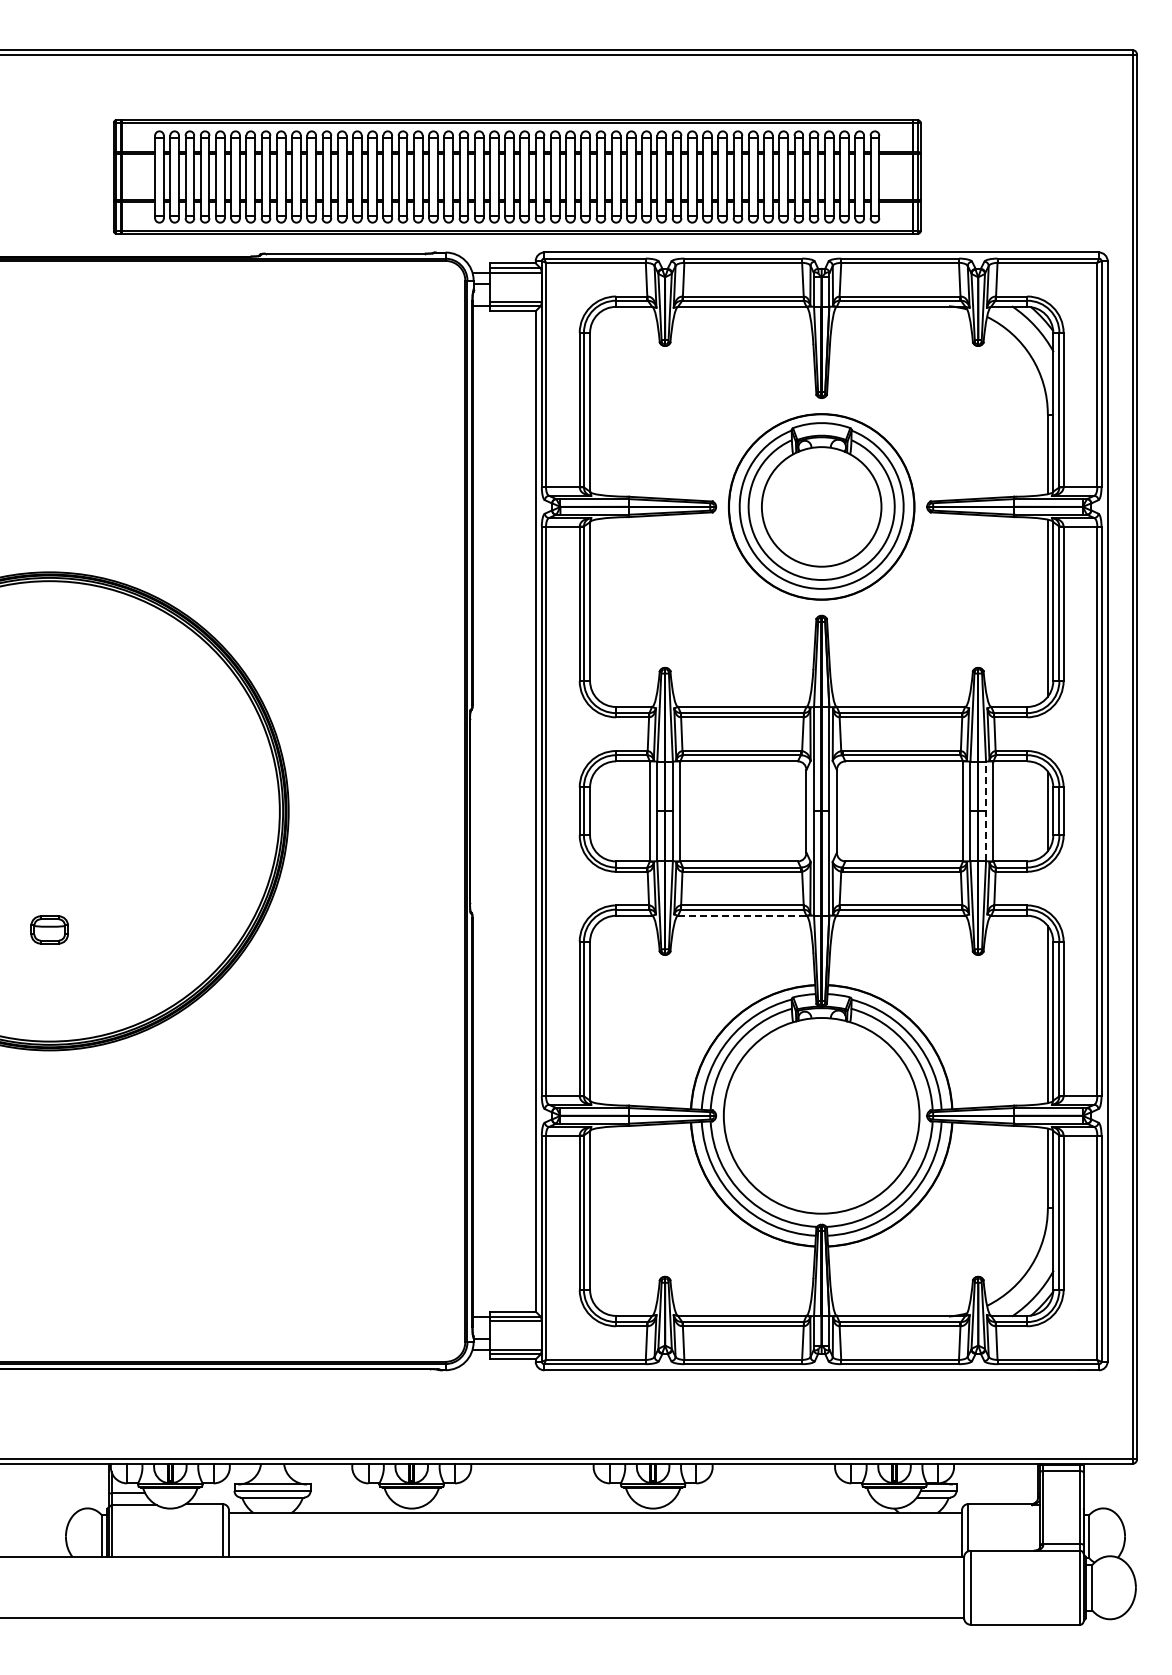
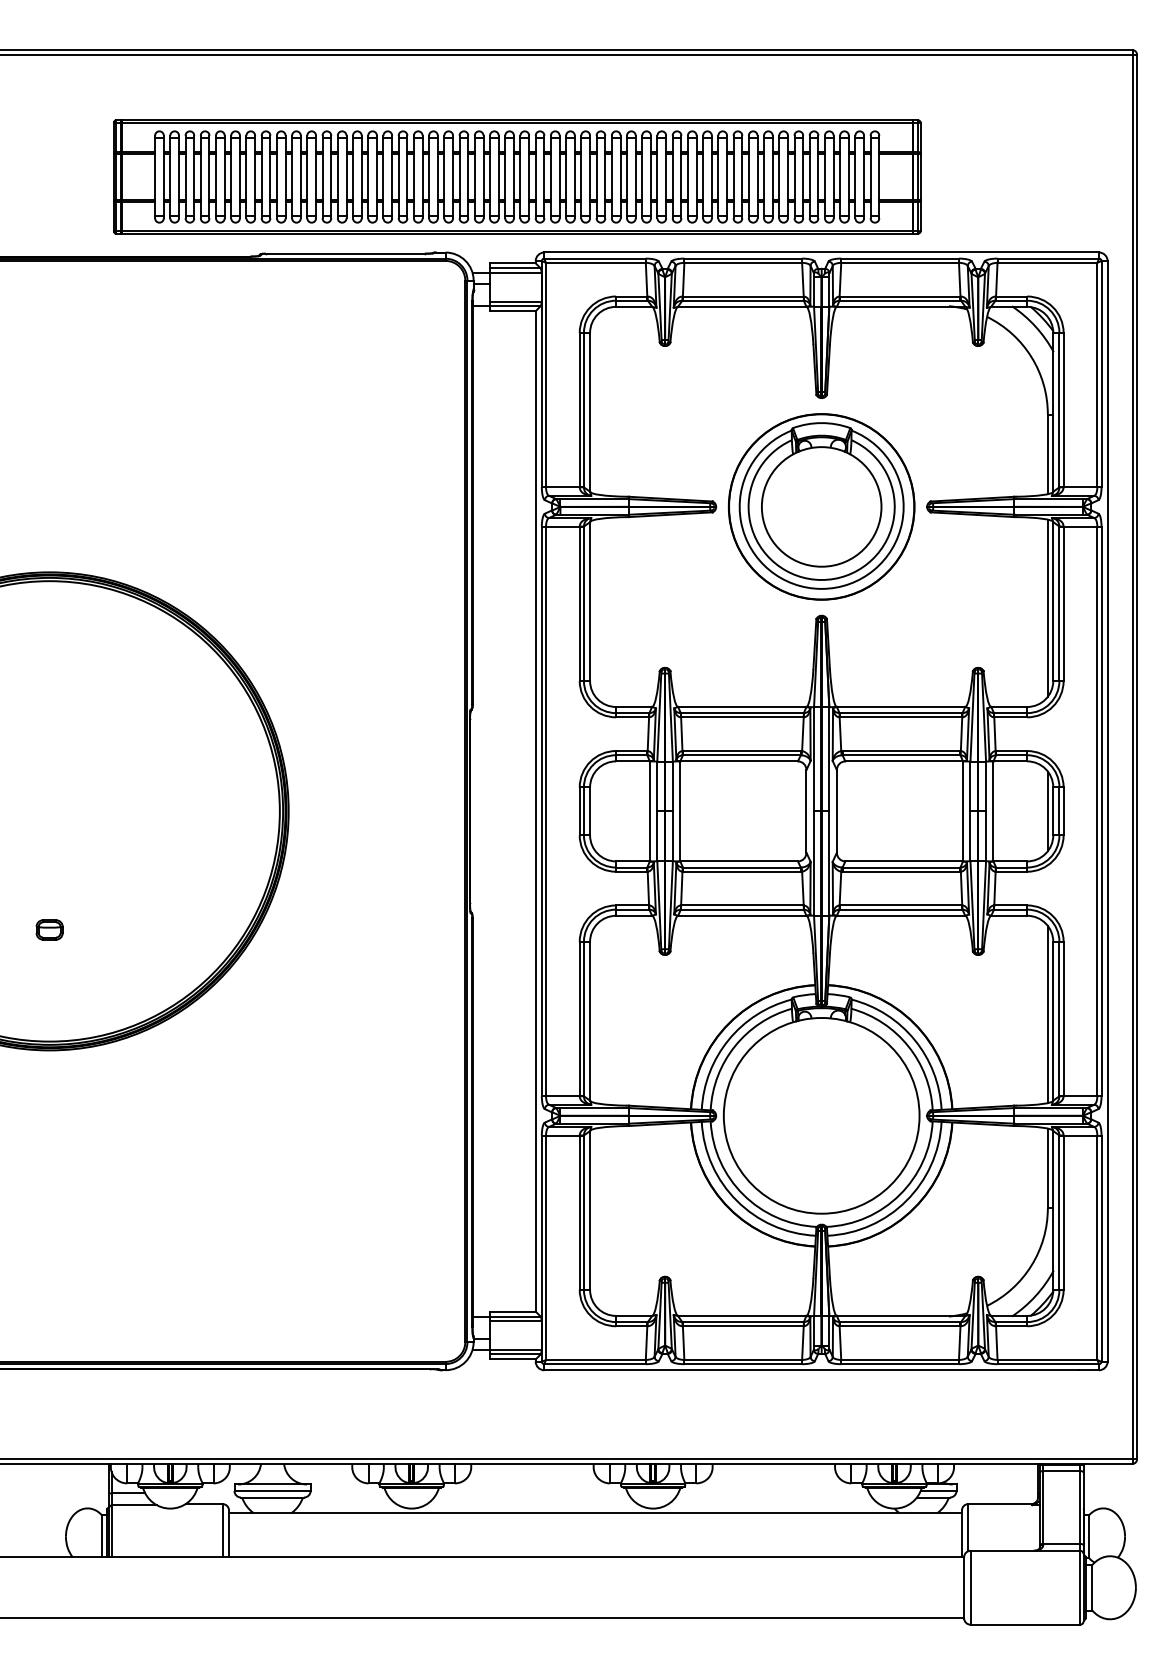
line: dashed -> solid (986, 811)
line: dashed -> solid (742, 915)
part size: 39x30 px -> 29x22 px (49, 929)
